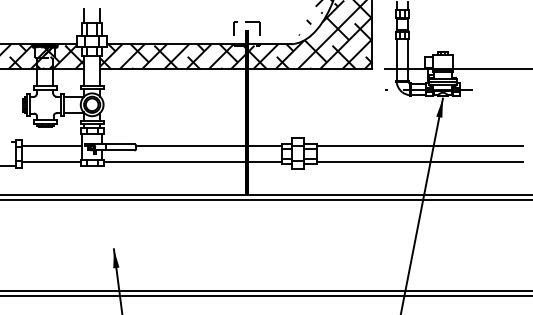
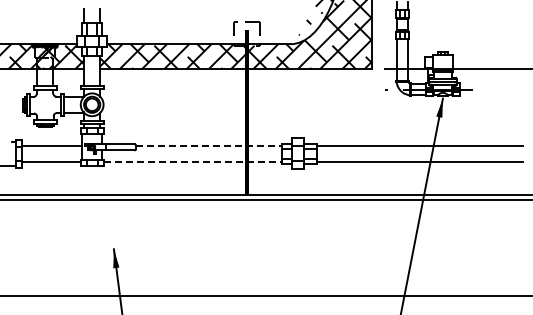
line: solid -> dashed (209, 145)
line: solid -> dashed (193, 162)
line: present -> none (265, 291)
